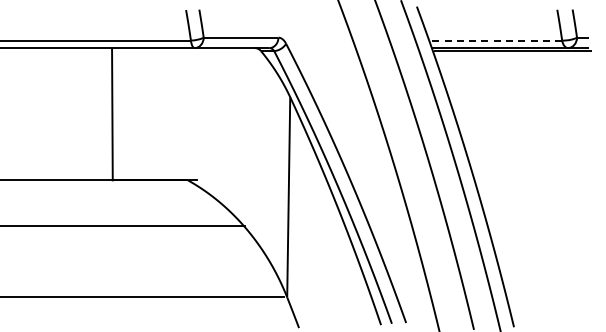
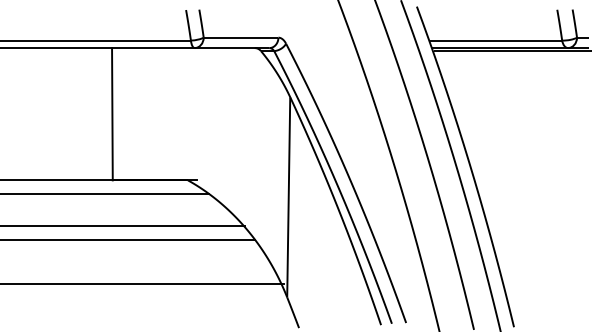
line: dashed -> solid (496, 40)
line: none -> present (105, 193)
line: none -> present (128, 239)
line position: (142, 296) -> (142, 283) (142, 283)
